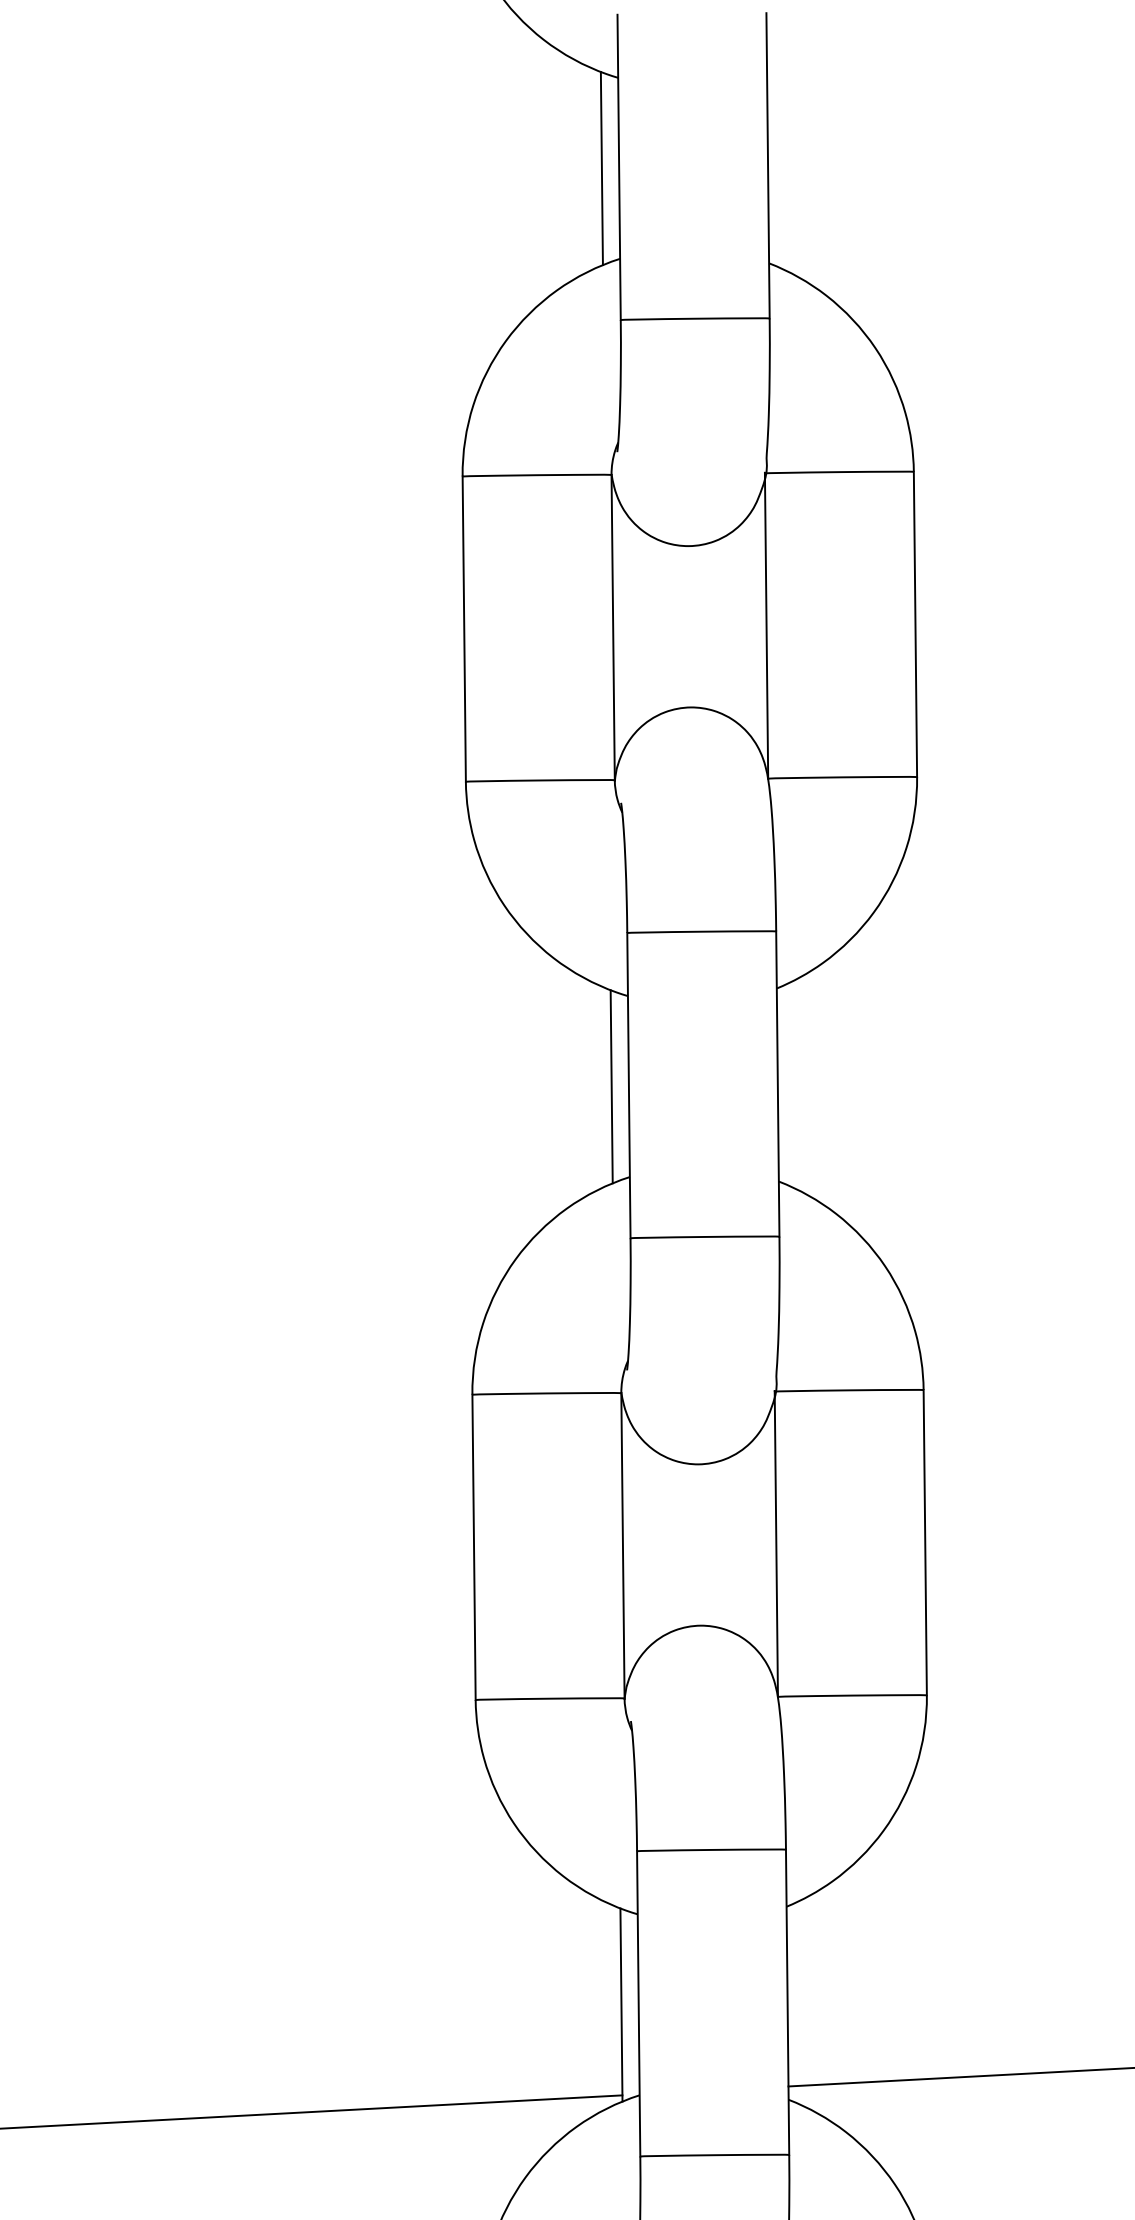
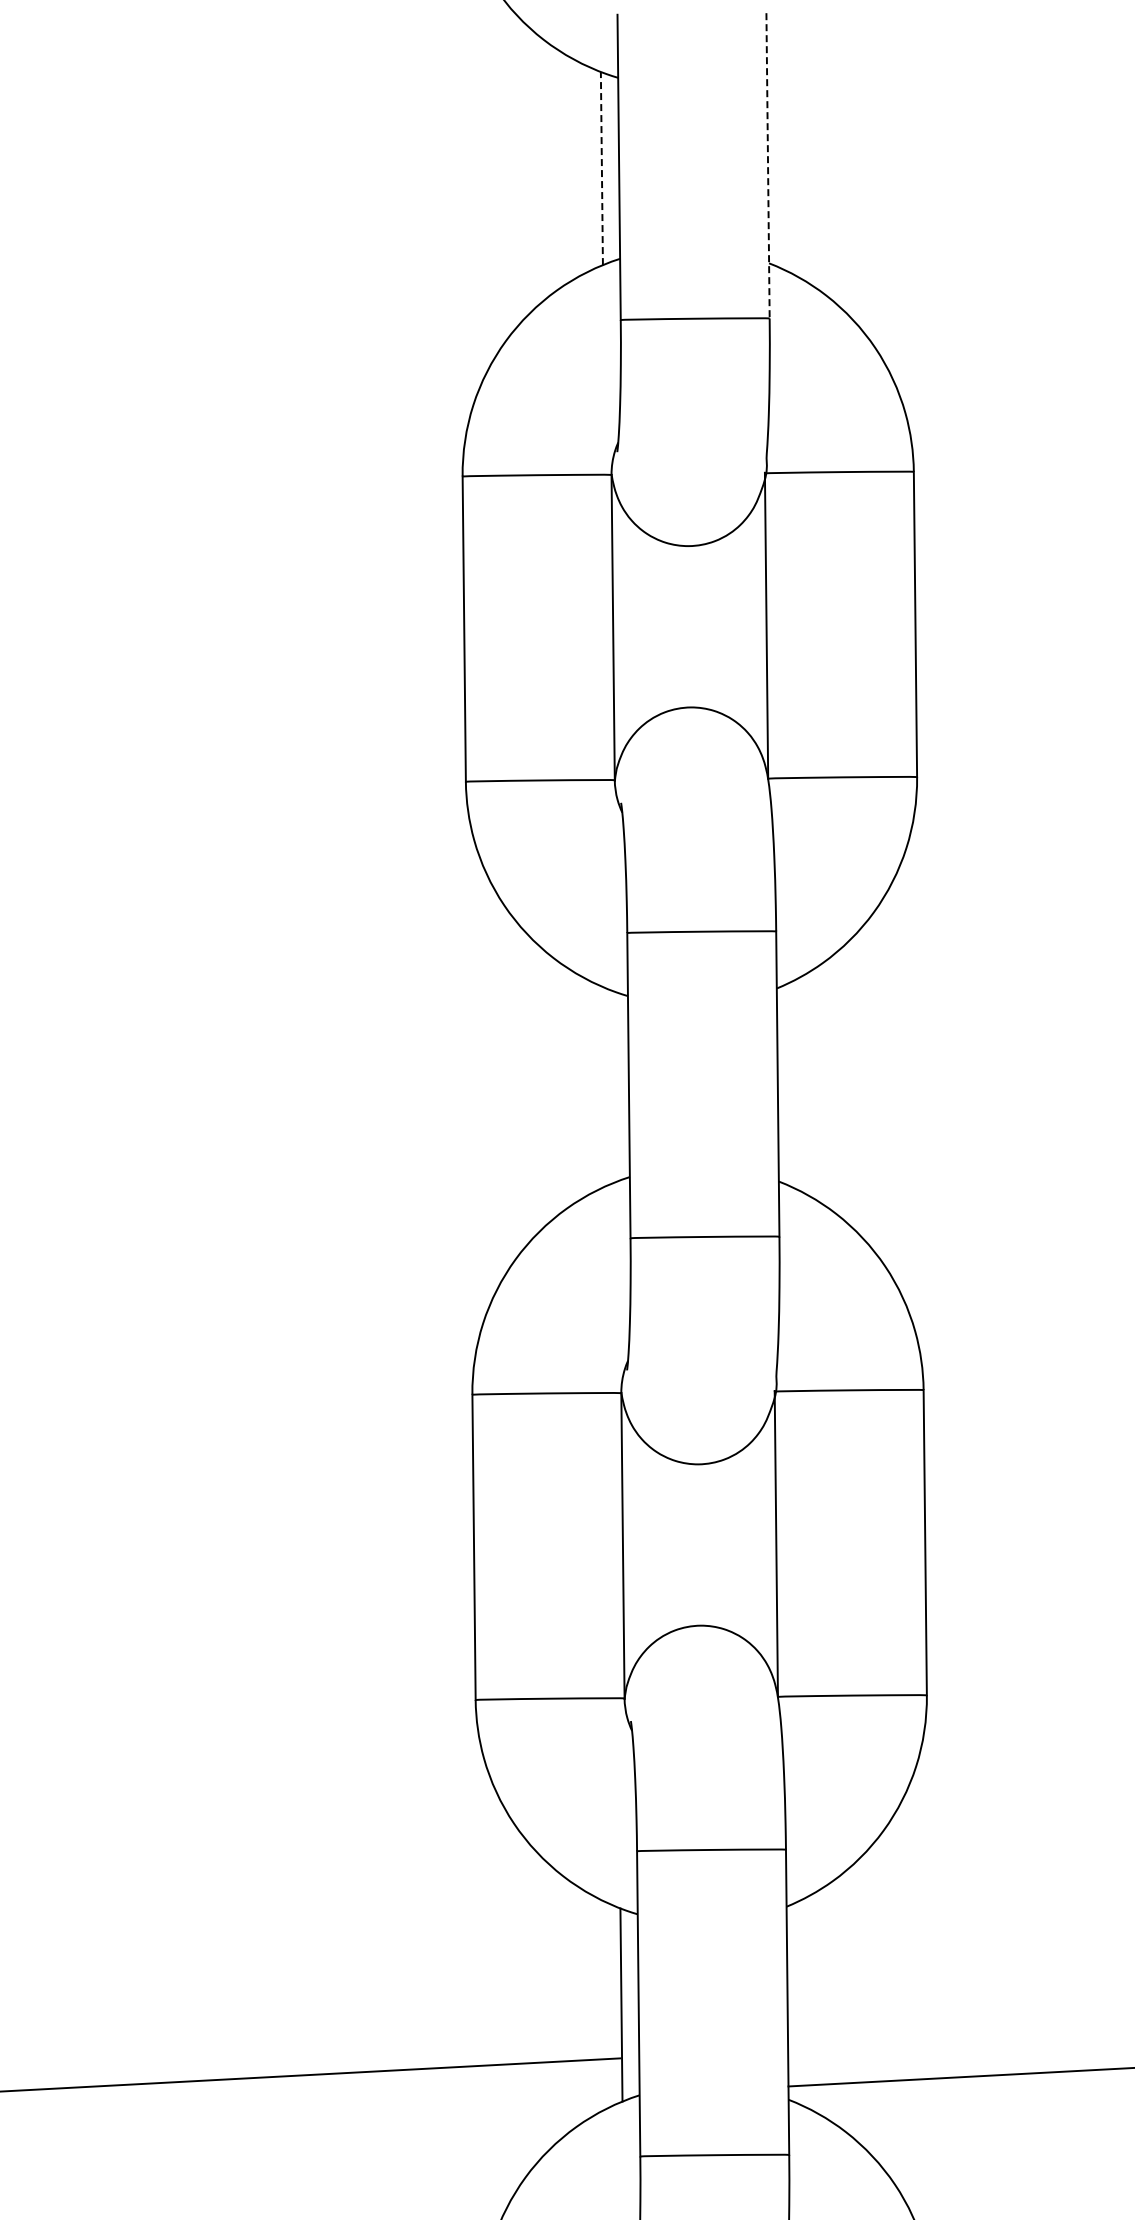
line: solid -> dashed (768, 165)
line: solid -> dashed (601, 168)
line: present -> none (611, 1086)
line position: (312, 2111) -> (311, 2074) (311, 2074)
